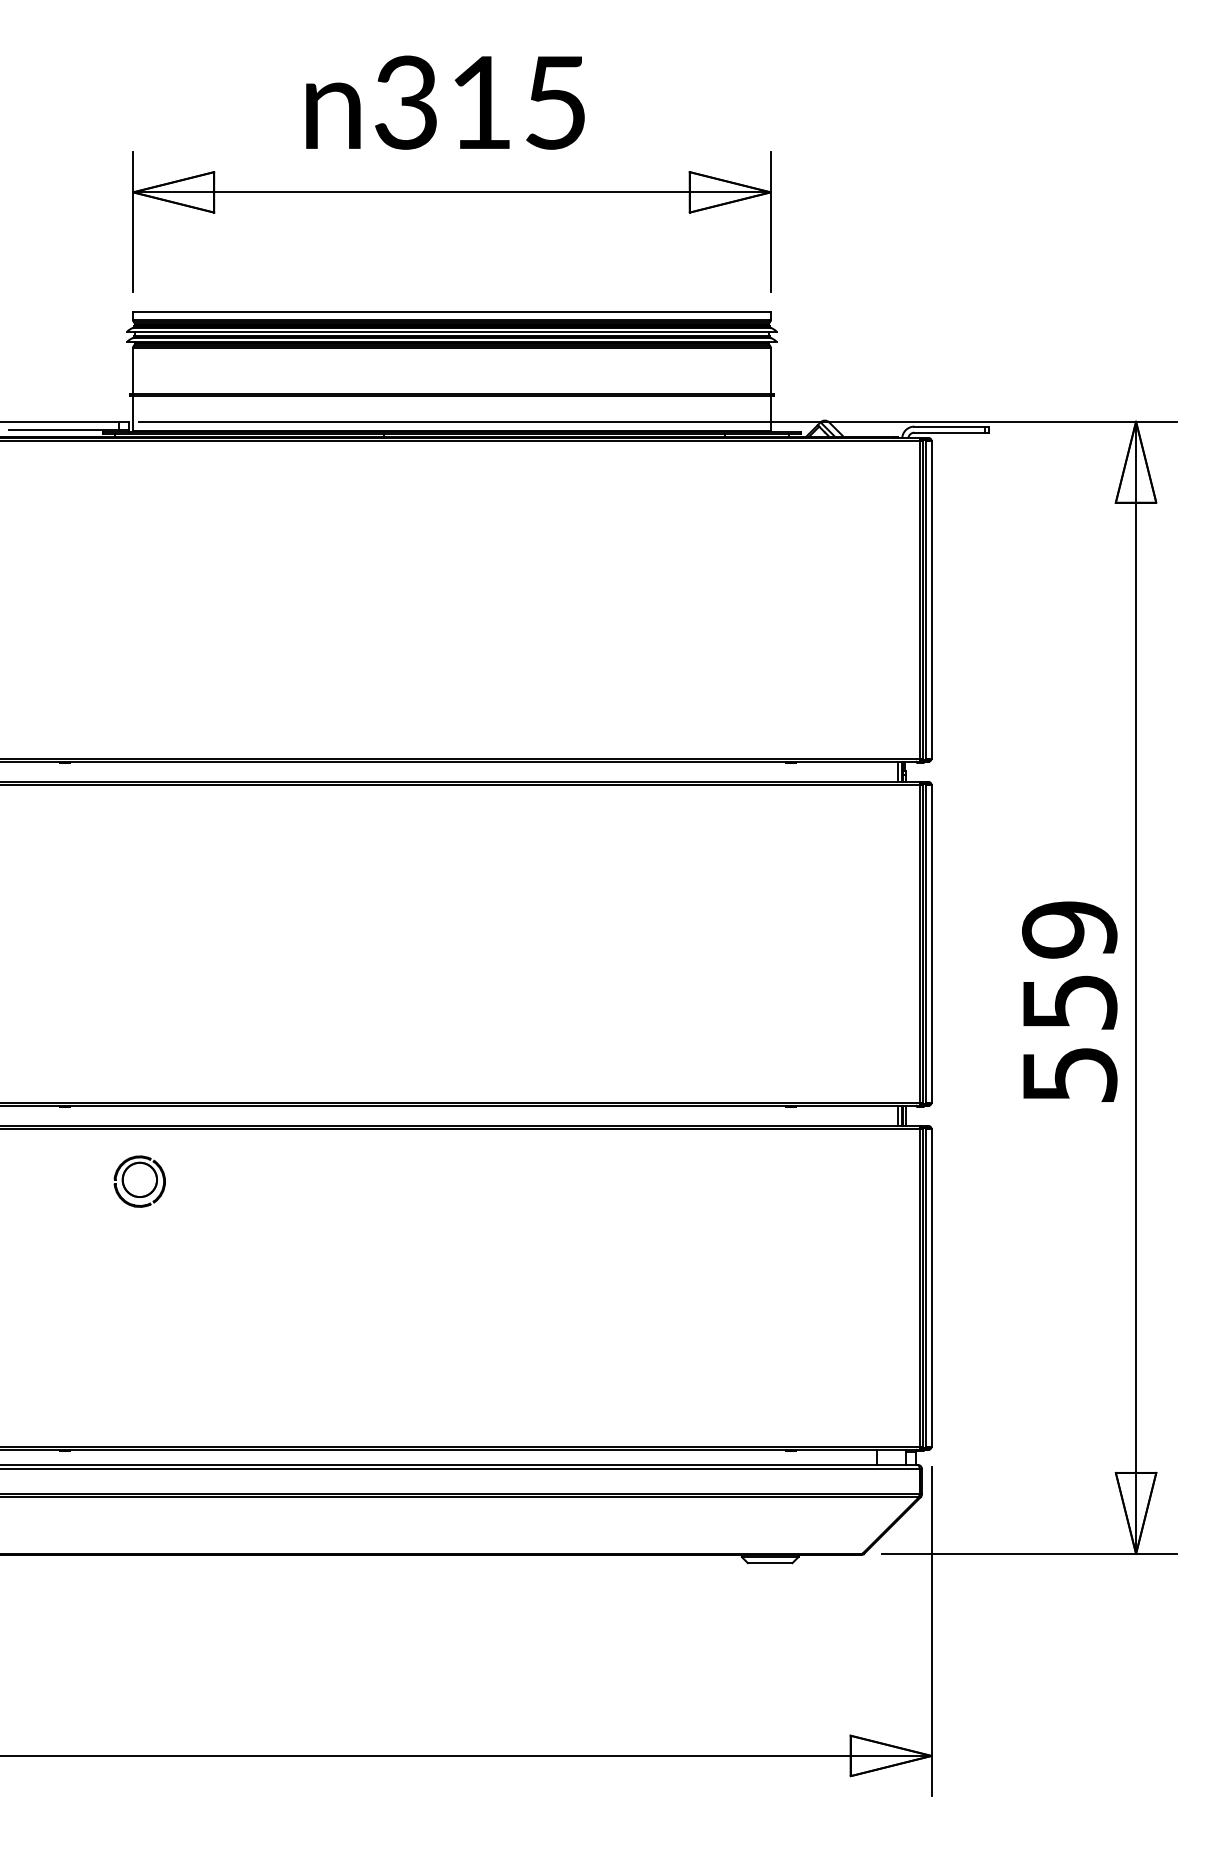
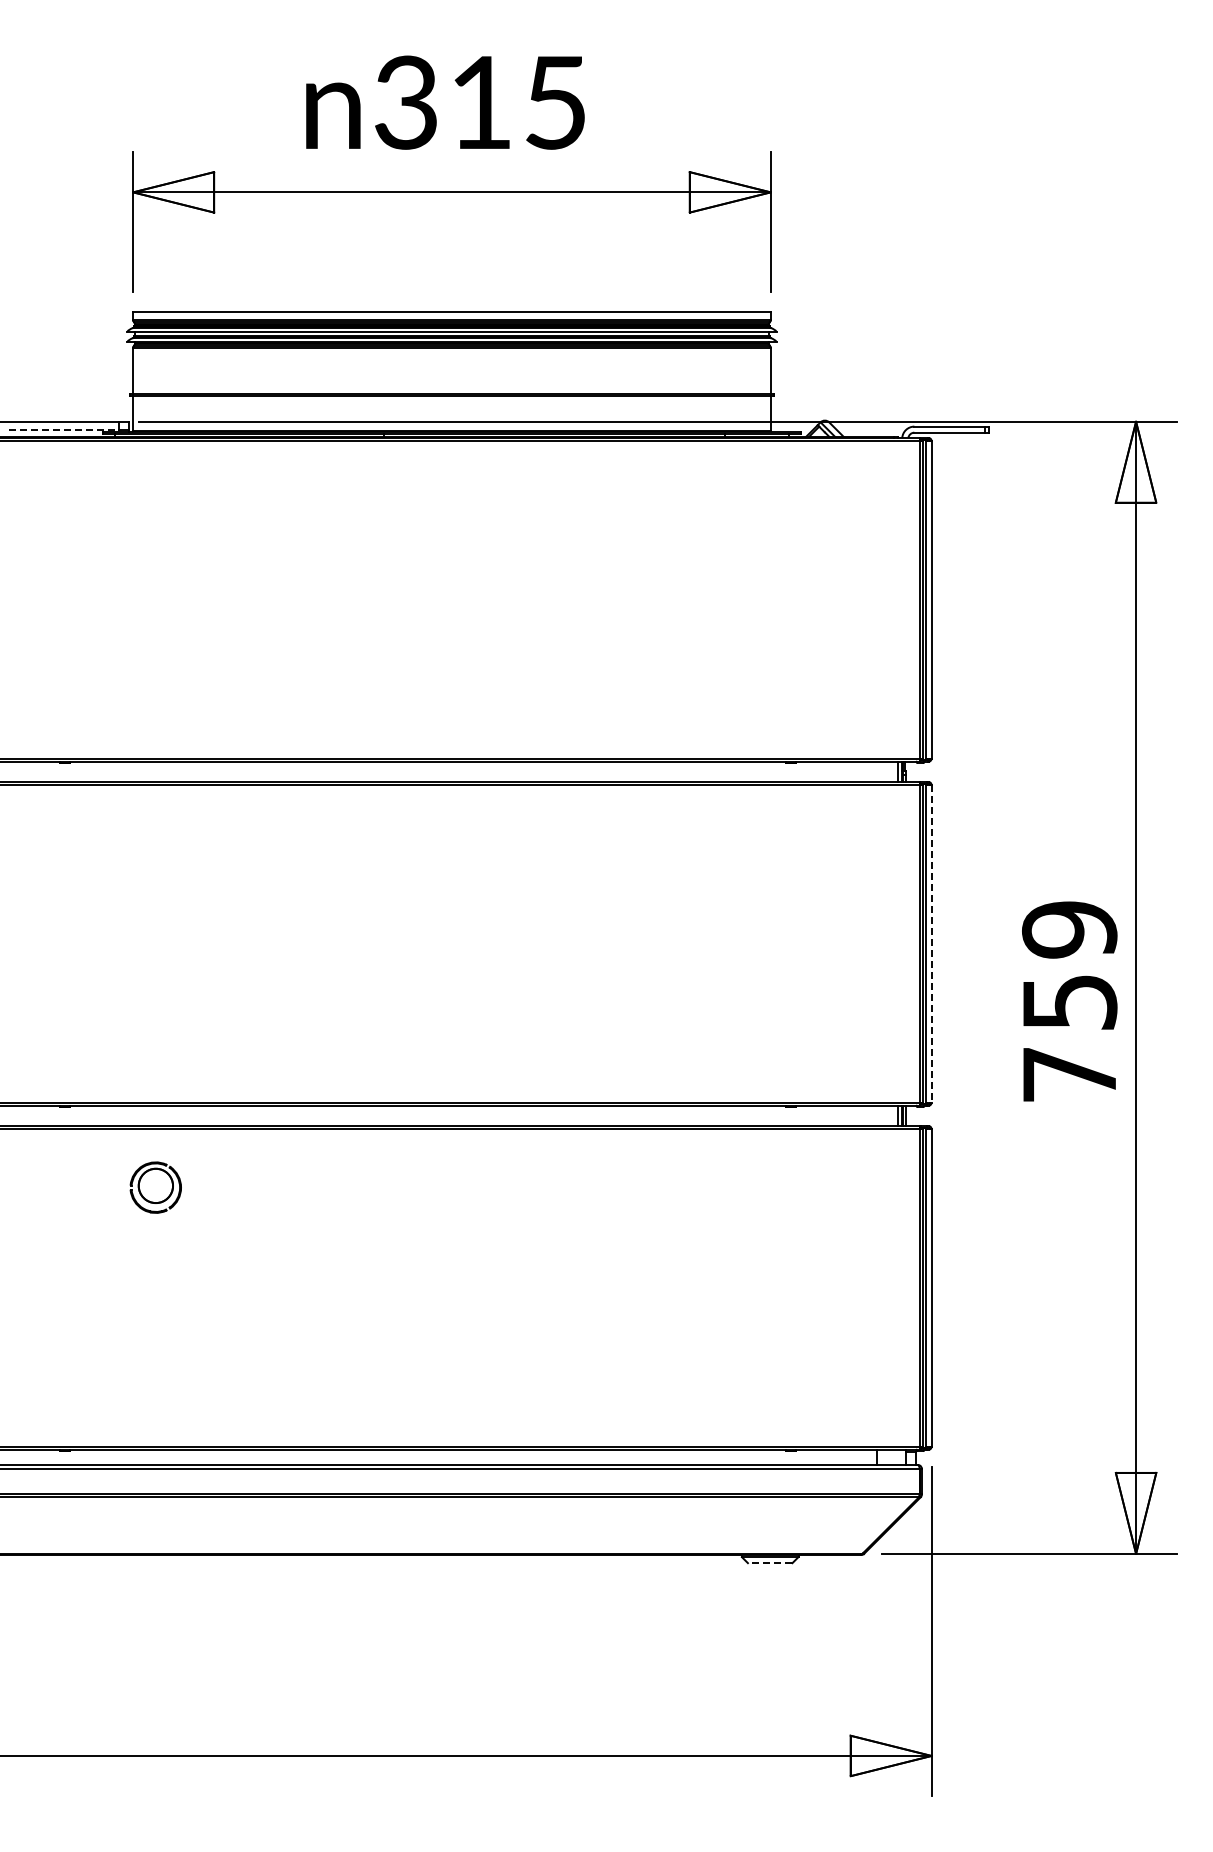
line: solid -> dashed (64, 429)
line: solid -> dashed (931, 943)
text: 559 -> 759 (1070, 1074)
part position: (139, 1181) -> (155, 1187) (155, 1187)
line: solid -> dashed (769, 1563)
